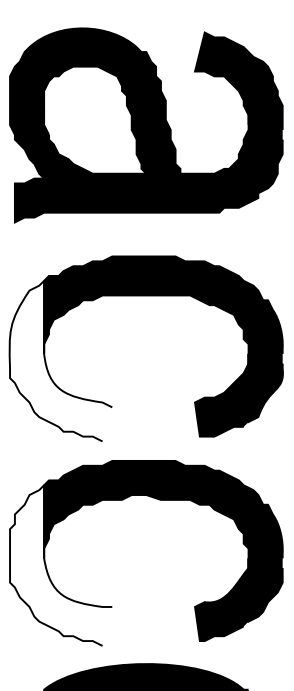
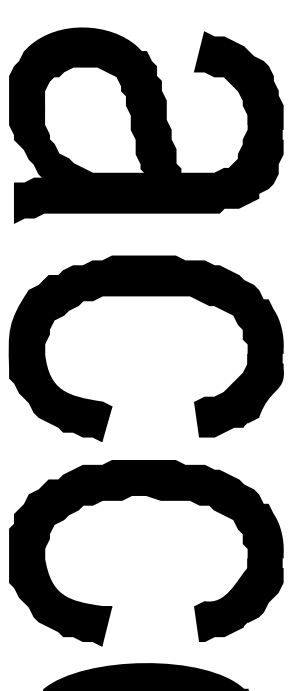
fill: none -> present (60, 360)
fill: none -> present (61, 565)
